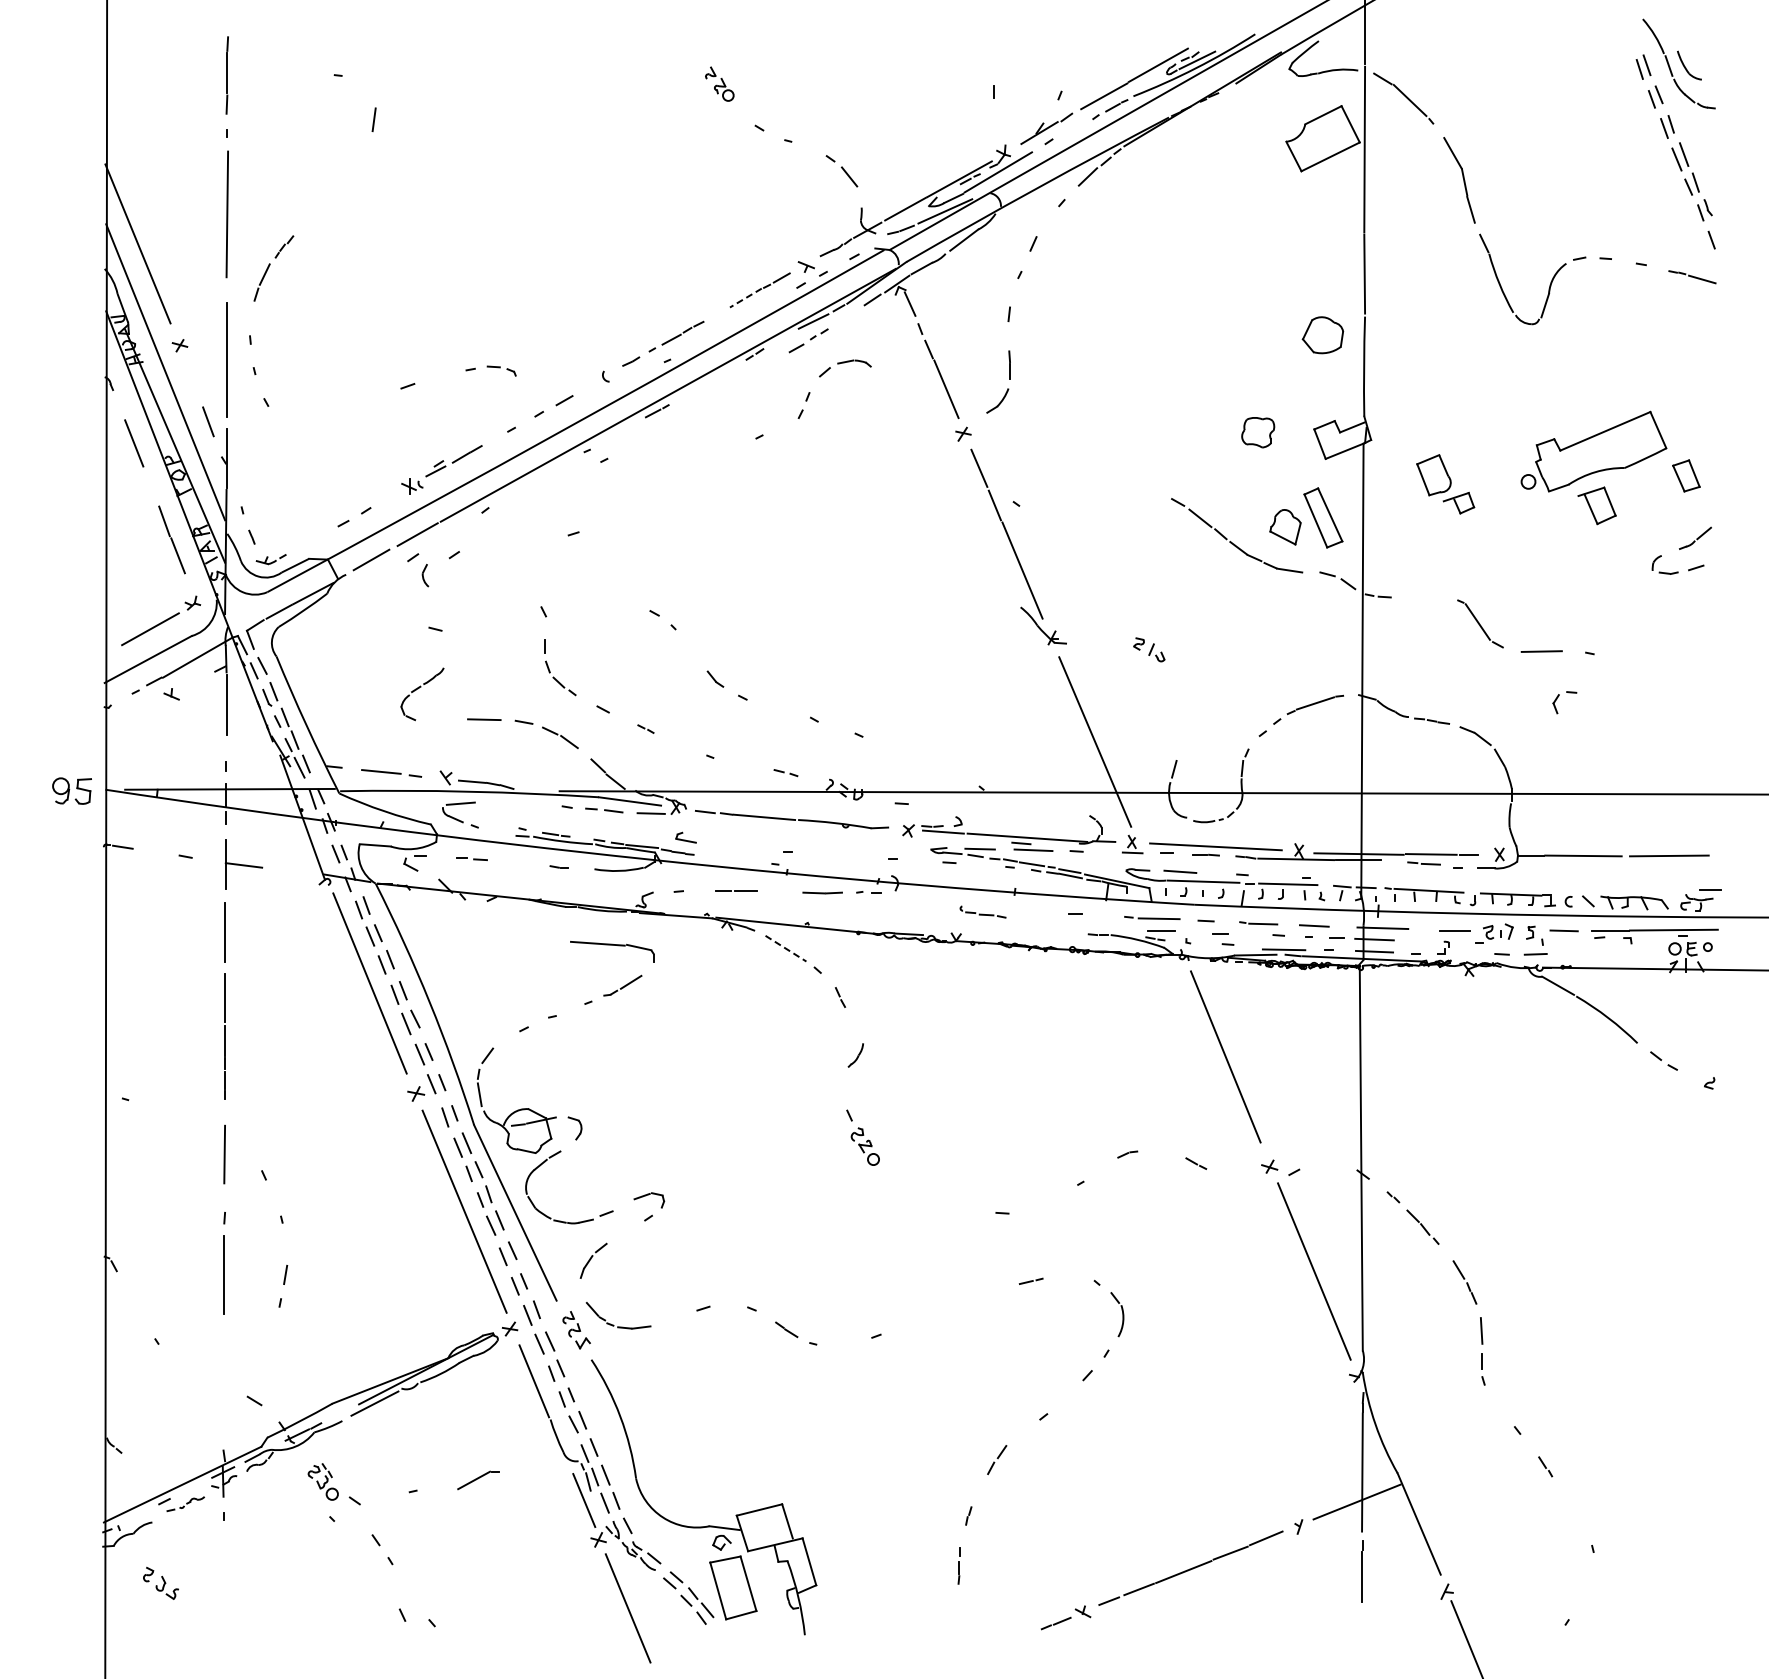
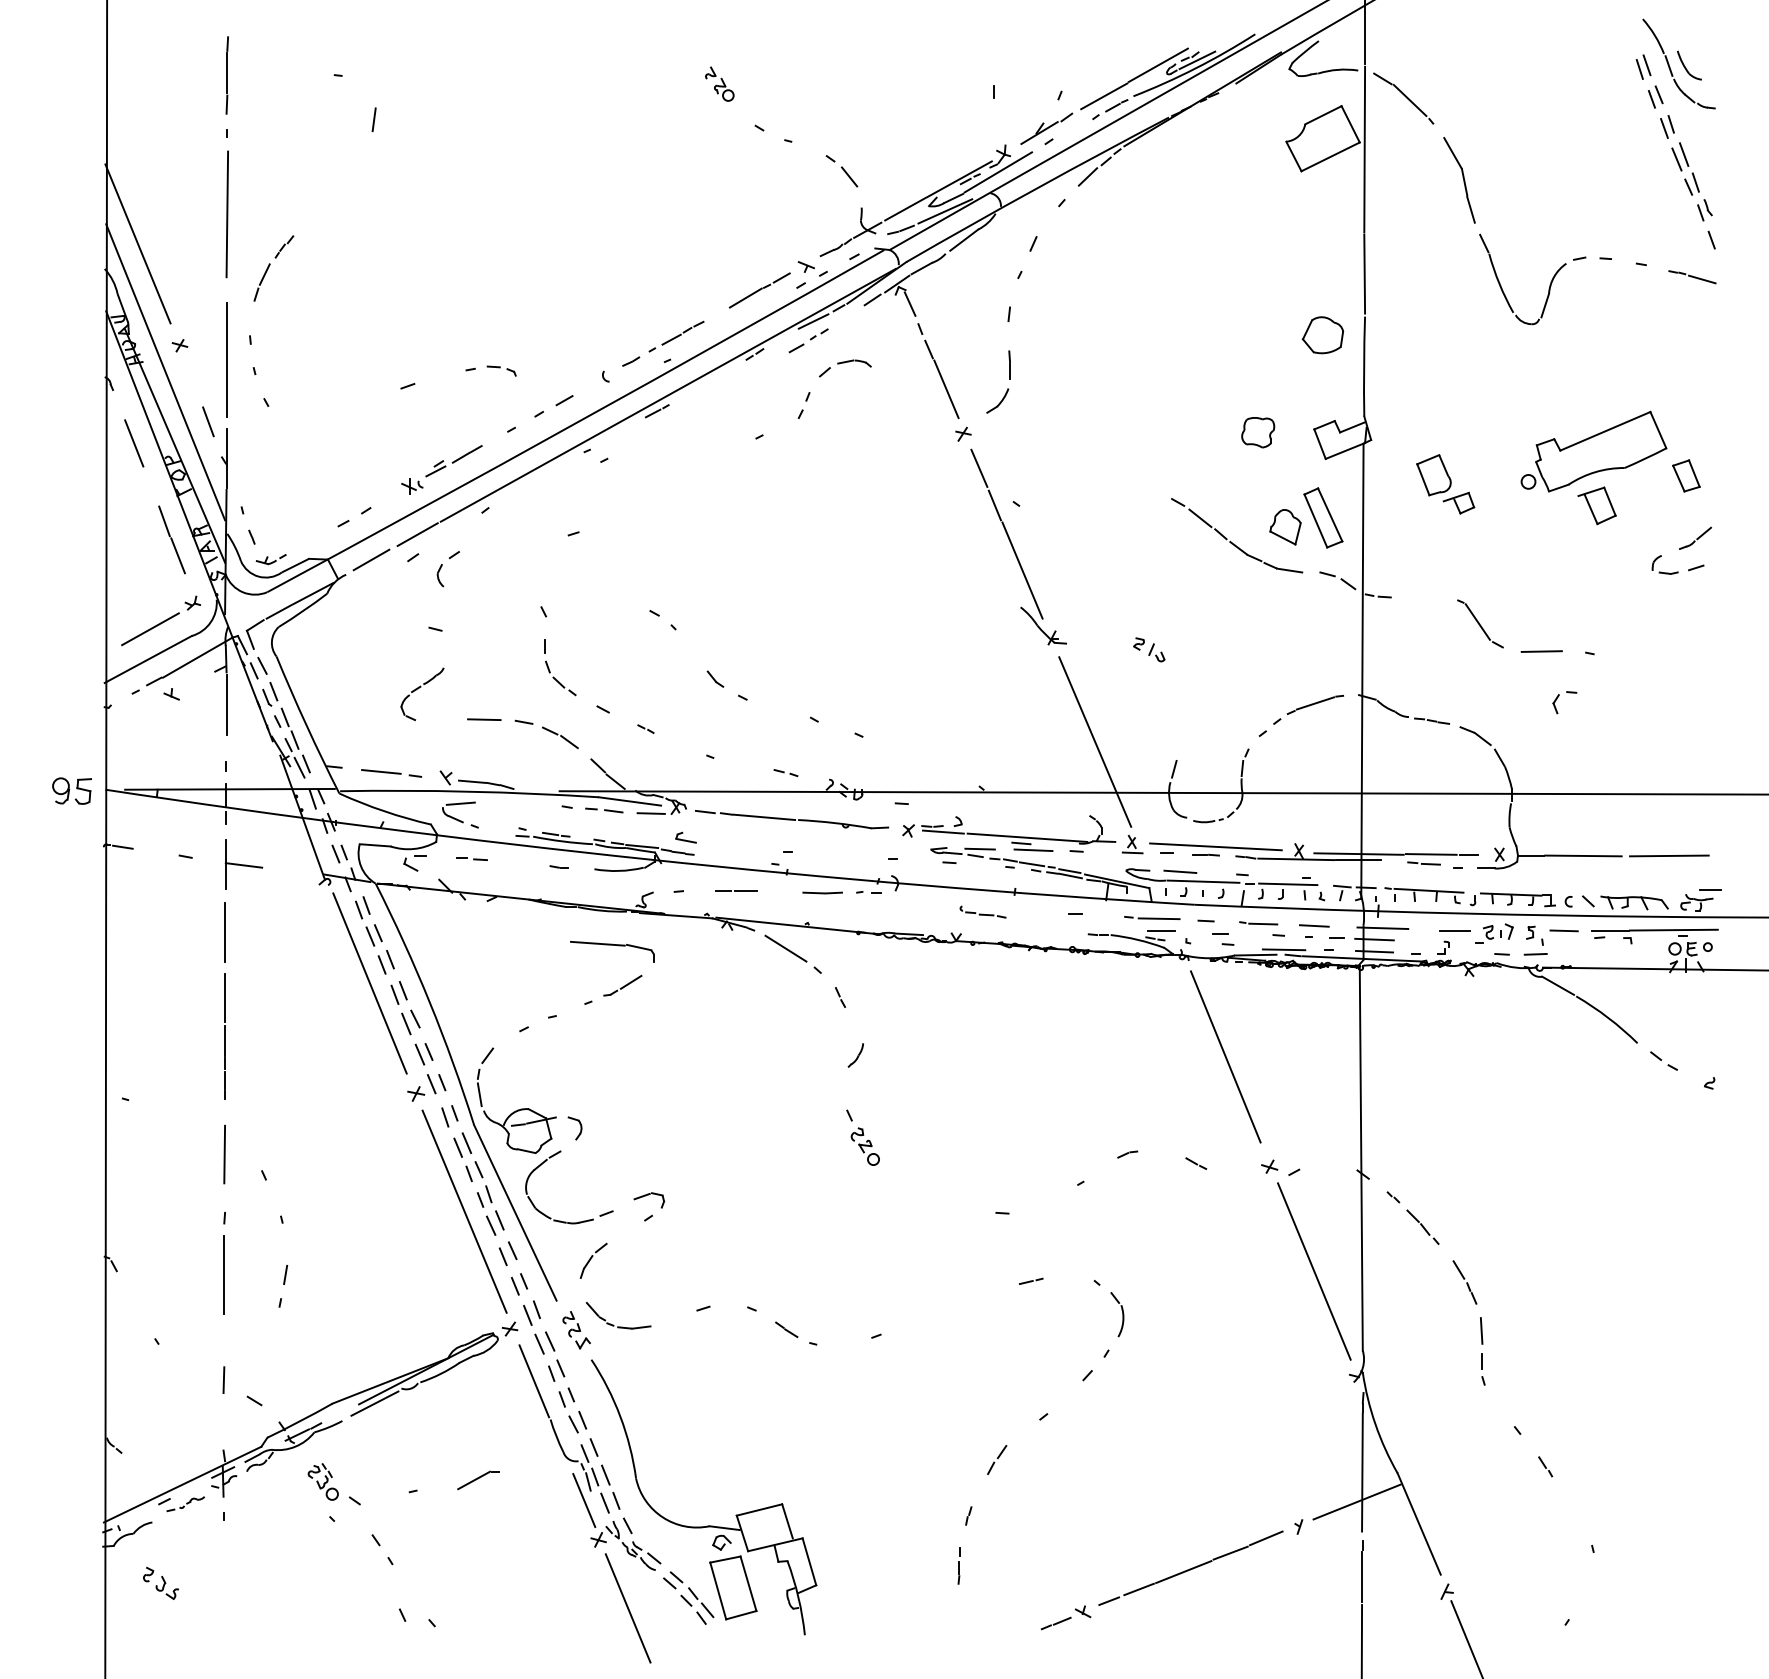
line: dashed -> solid (745, 298)
part position: (425, 575) -> (440, 575) (440, 575)
line: dashed -> solid (786, 948)
line: none -> present (223, 1379)
line: none -> present (1361, 1639)
